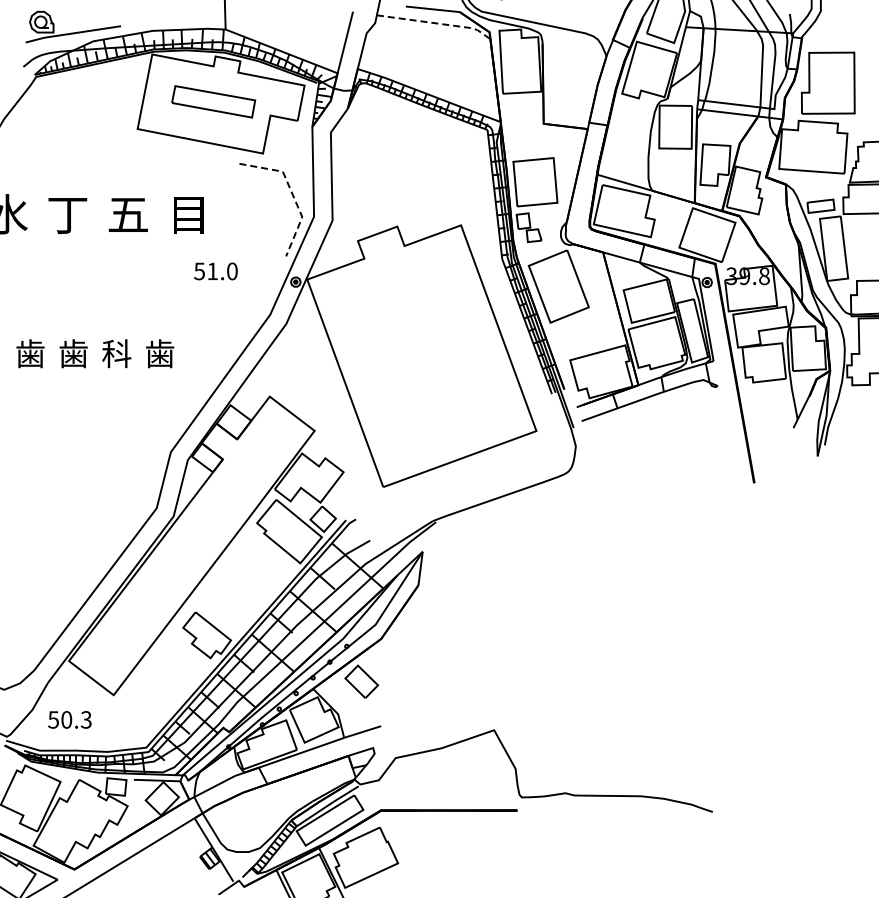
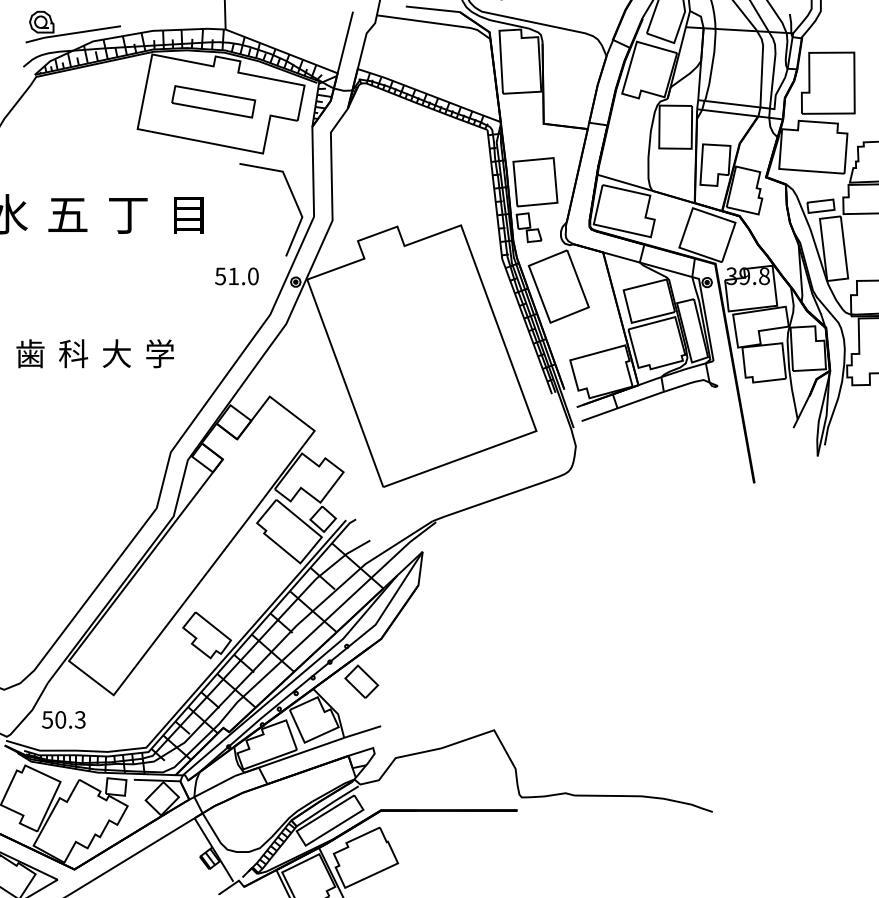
line: dashed -> solid (437, 23)
line: dashed -> solid (292, 193)
text: 丁 -> 五 (67, 215)
text: 五 -> 丁 (127, 215)
text position: (215, 271) -> (236, 276) (236, 276)
text: 歯 -> 科 (73, 353)
text: 科 -> 大 (116, 353)
text: 歯 -> 学 (160, 353)
text position: (69, 719) -> (63, 719) (63, 719)
